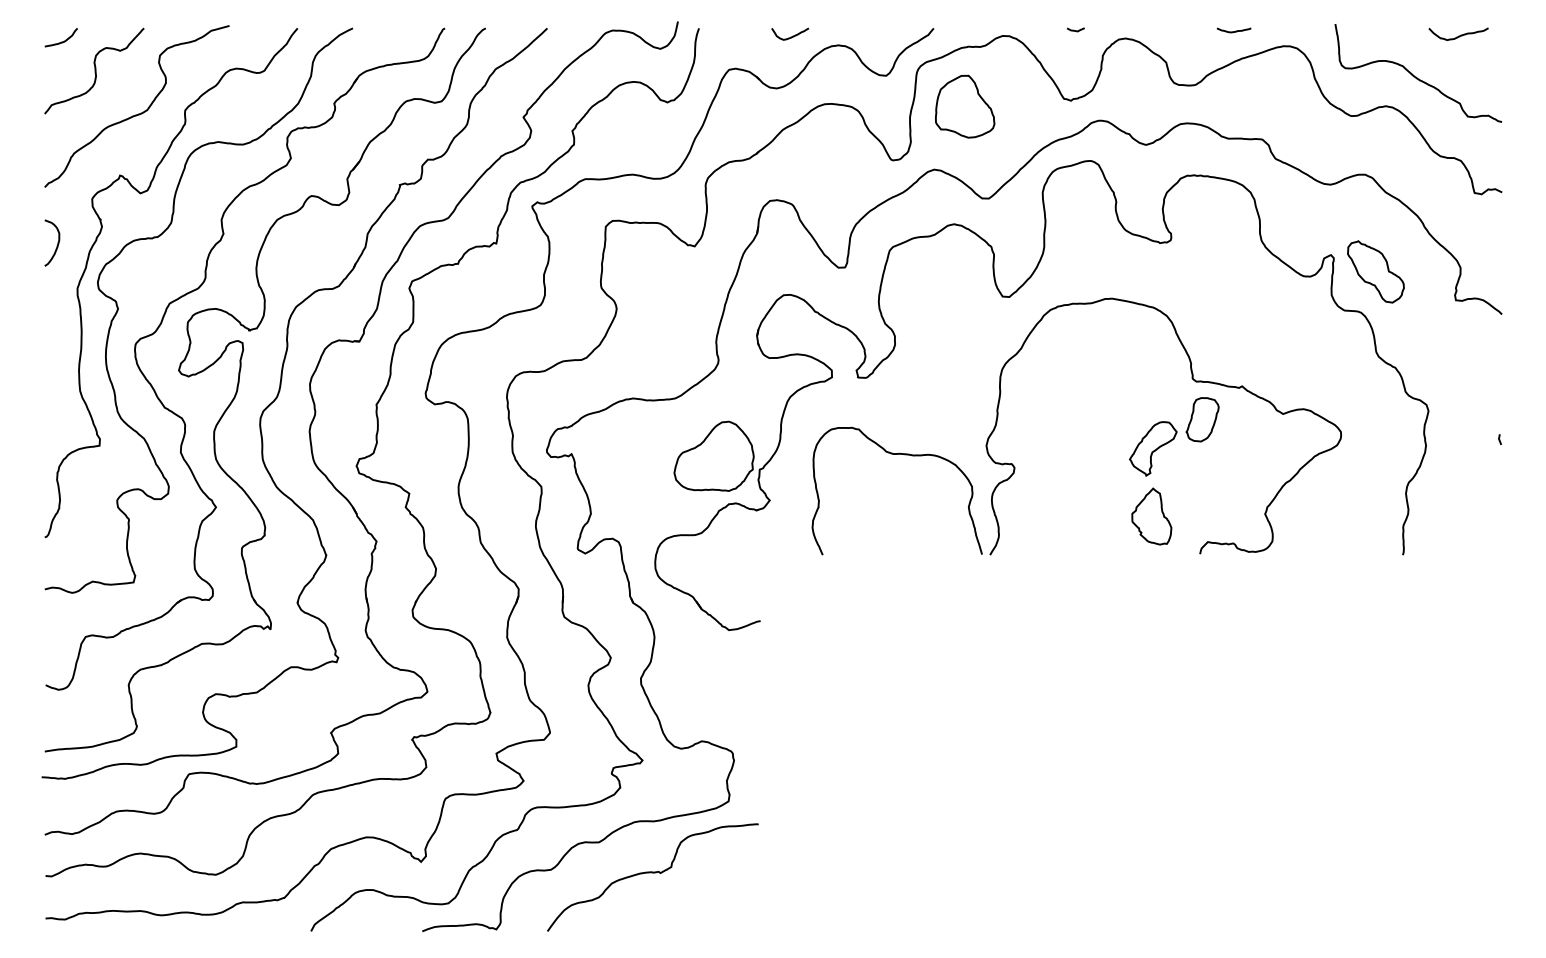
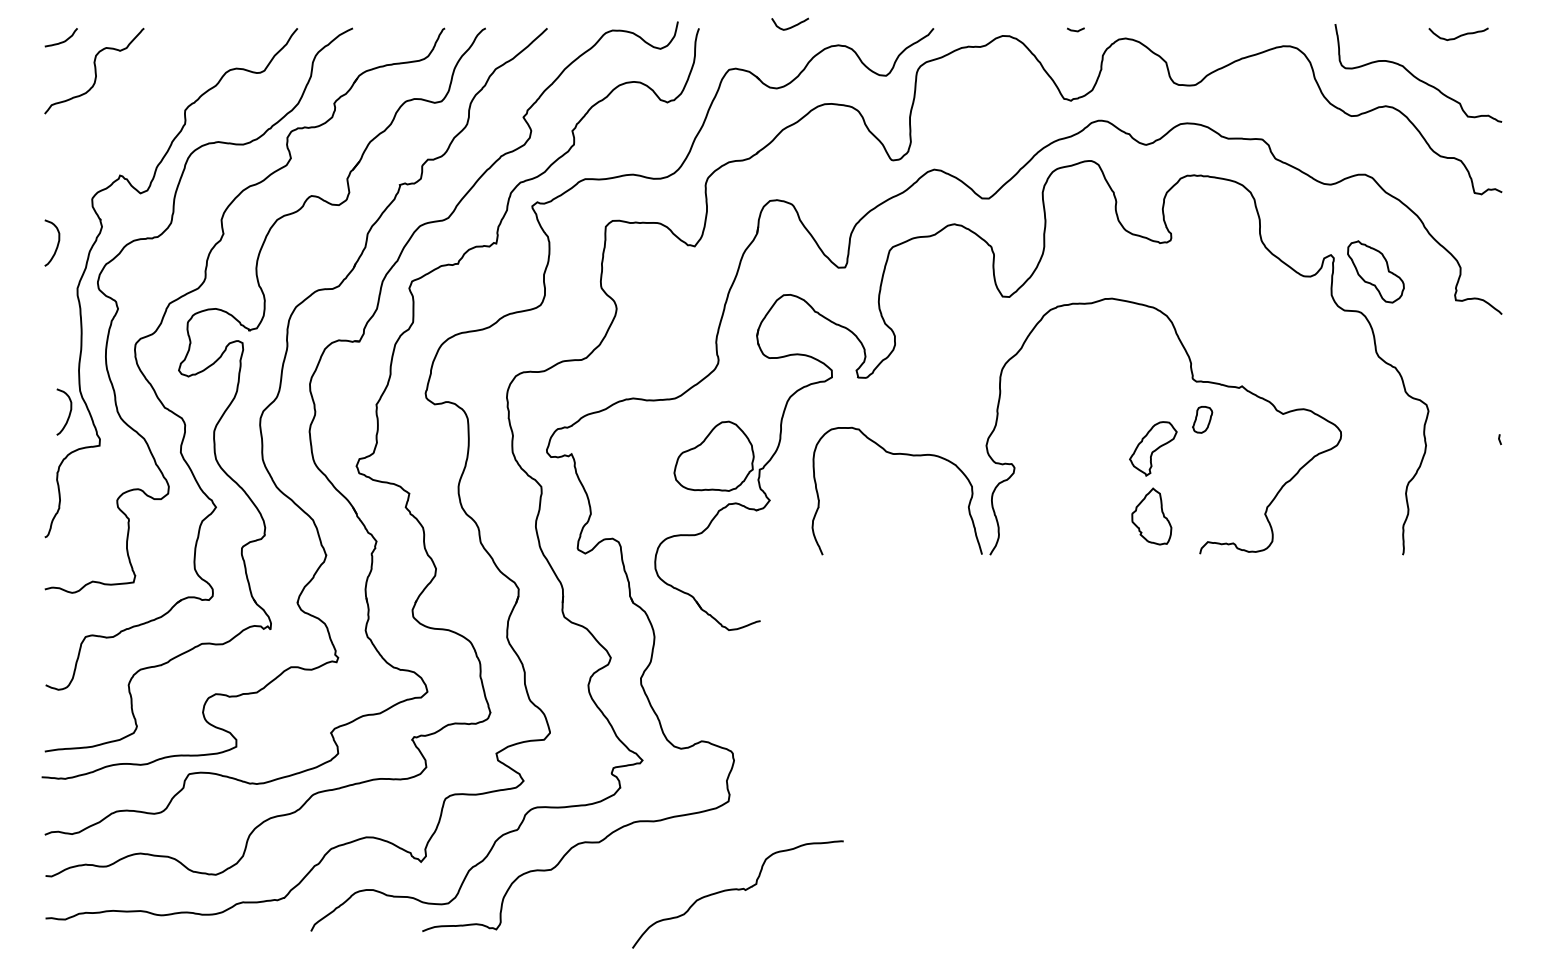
curve: present -> none (1233, 31)
curve position: (790, 36) -> (790, 26) (790, 26)
part: present -> none (965, 106)
curve: present -> none (140, 112)
curve: none -> present (69, 411)
part size: 35x46 px -> 22x28 px (1202, 419)
curve position: (652, 873) -> (737, 890) (737, 890)
